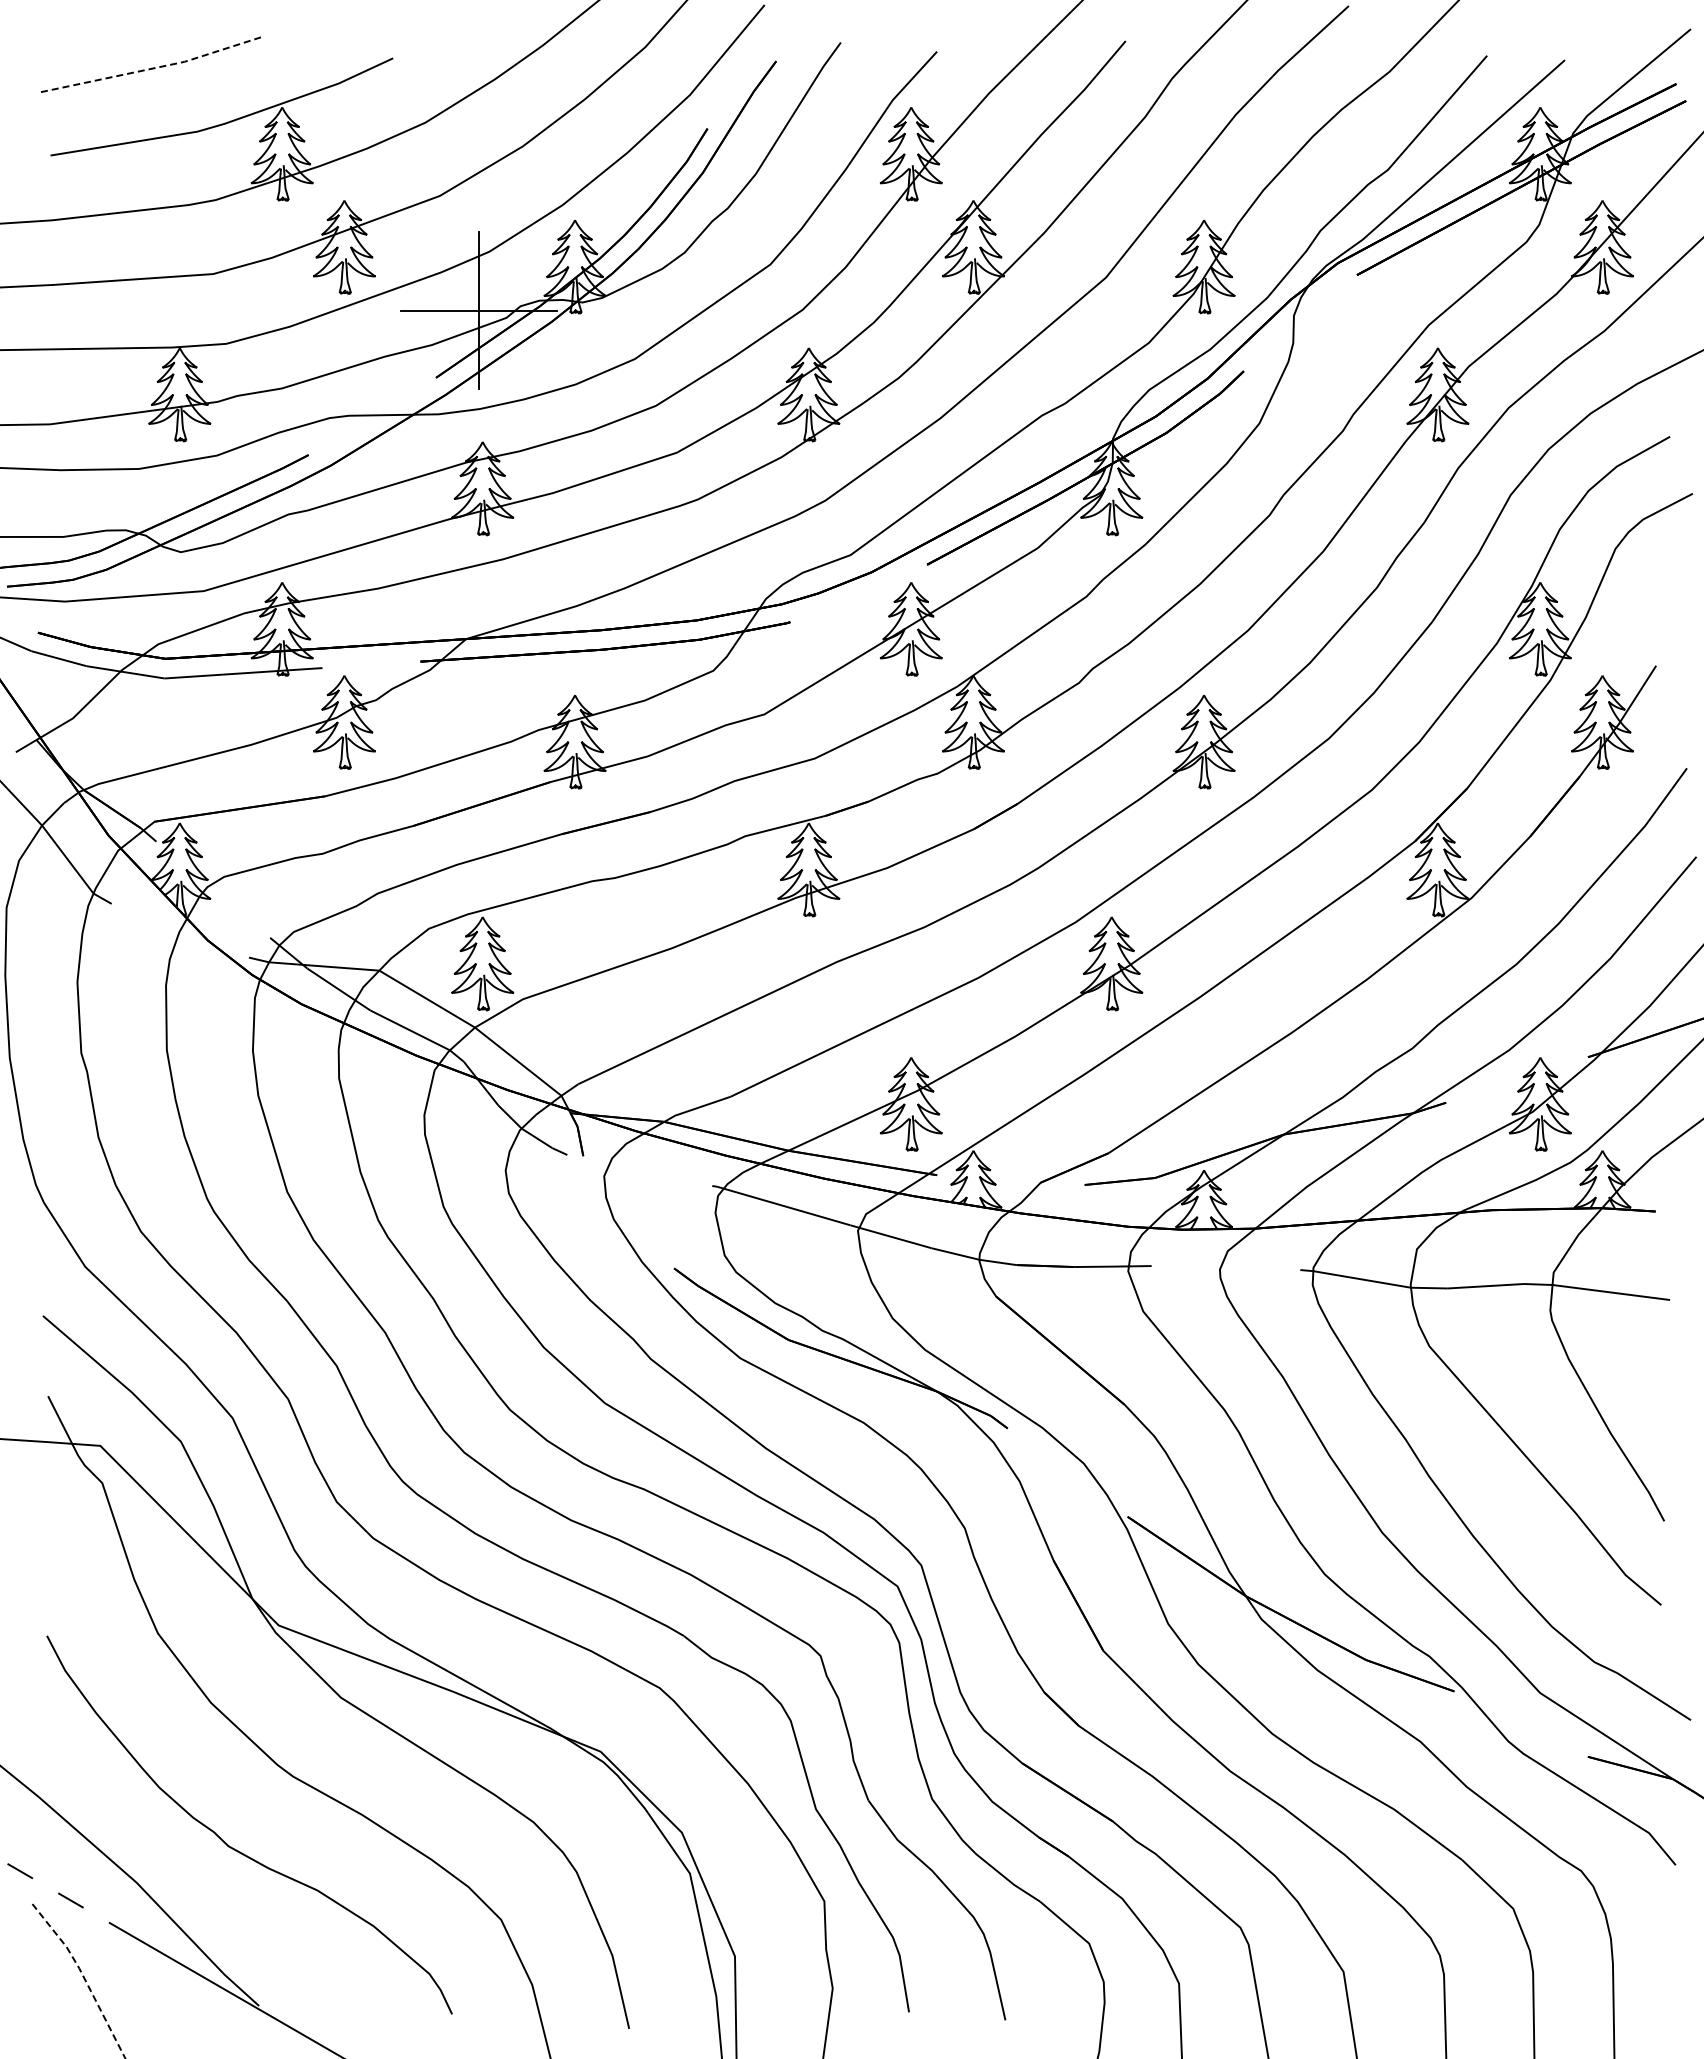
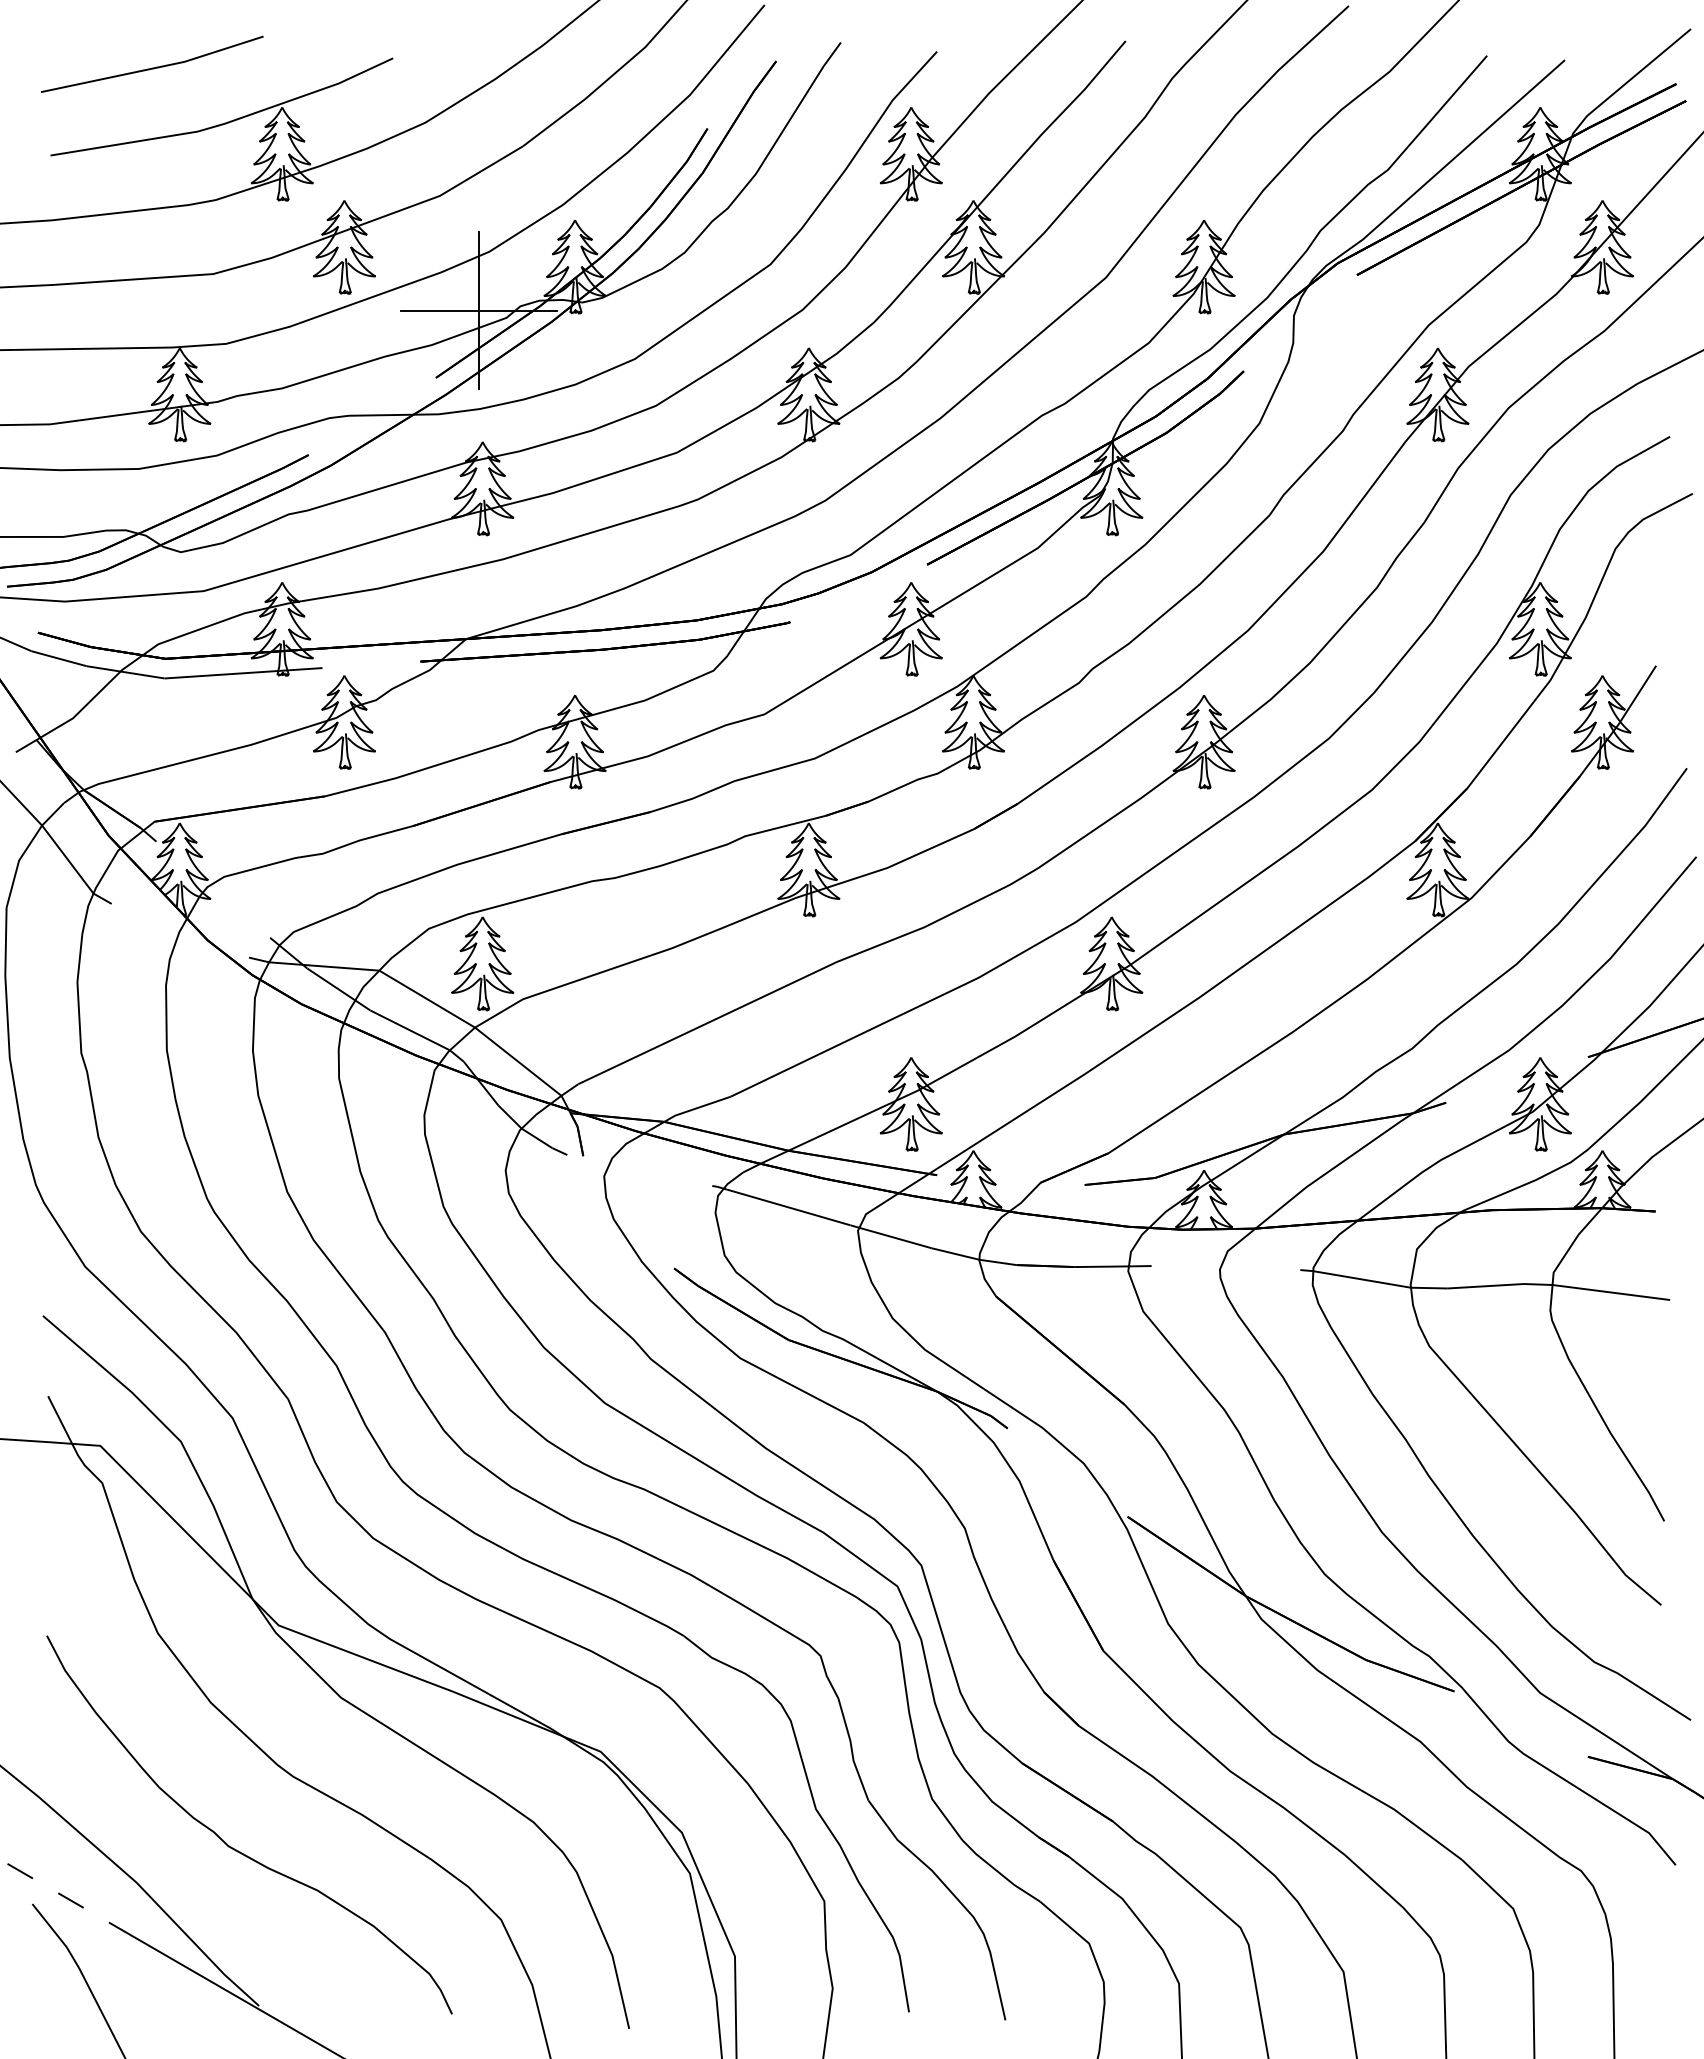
line: dashed -> solid (154, 68)
line: dashed -> solid (83, 1977)
